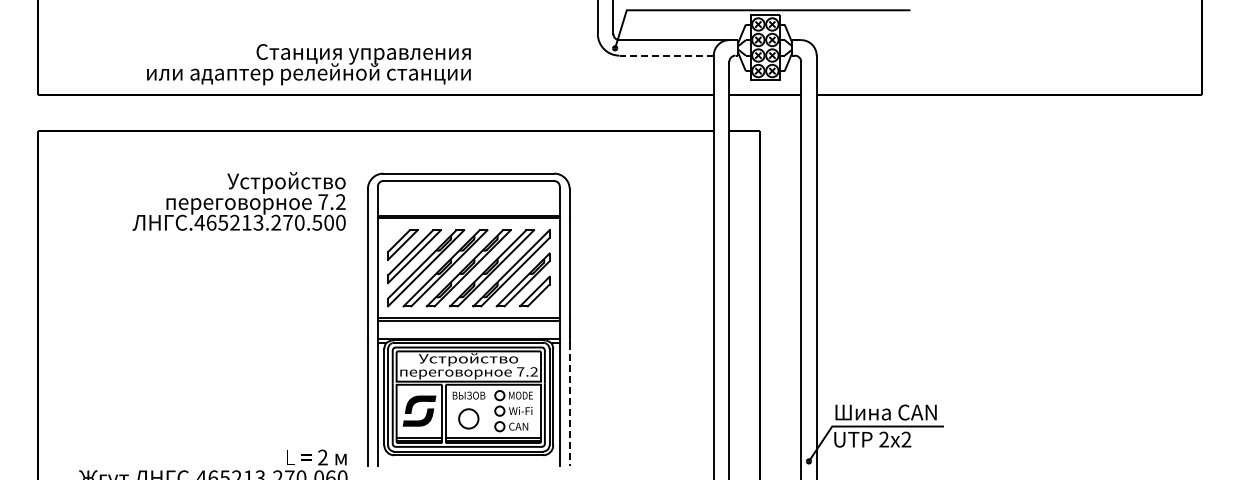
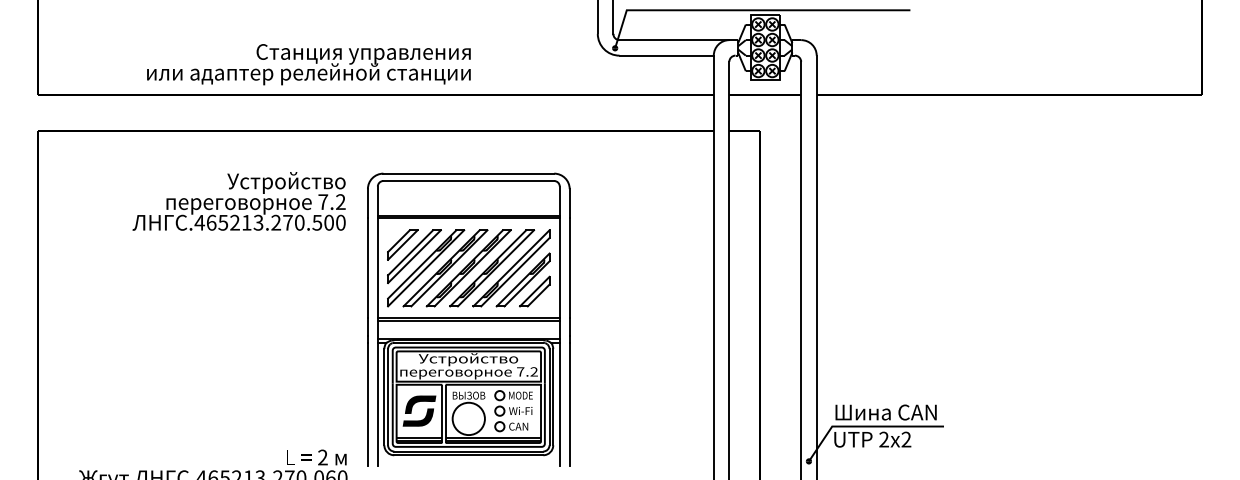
line: dashed -> solid (666, 55)
line: dashed -> solid (569, 404)
circle diameter: 19 px -> 32 px (468, 418)
